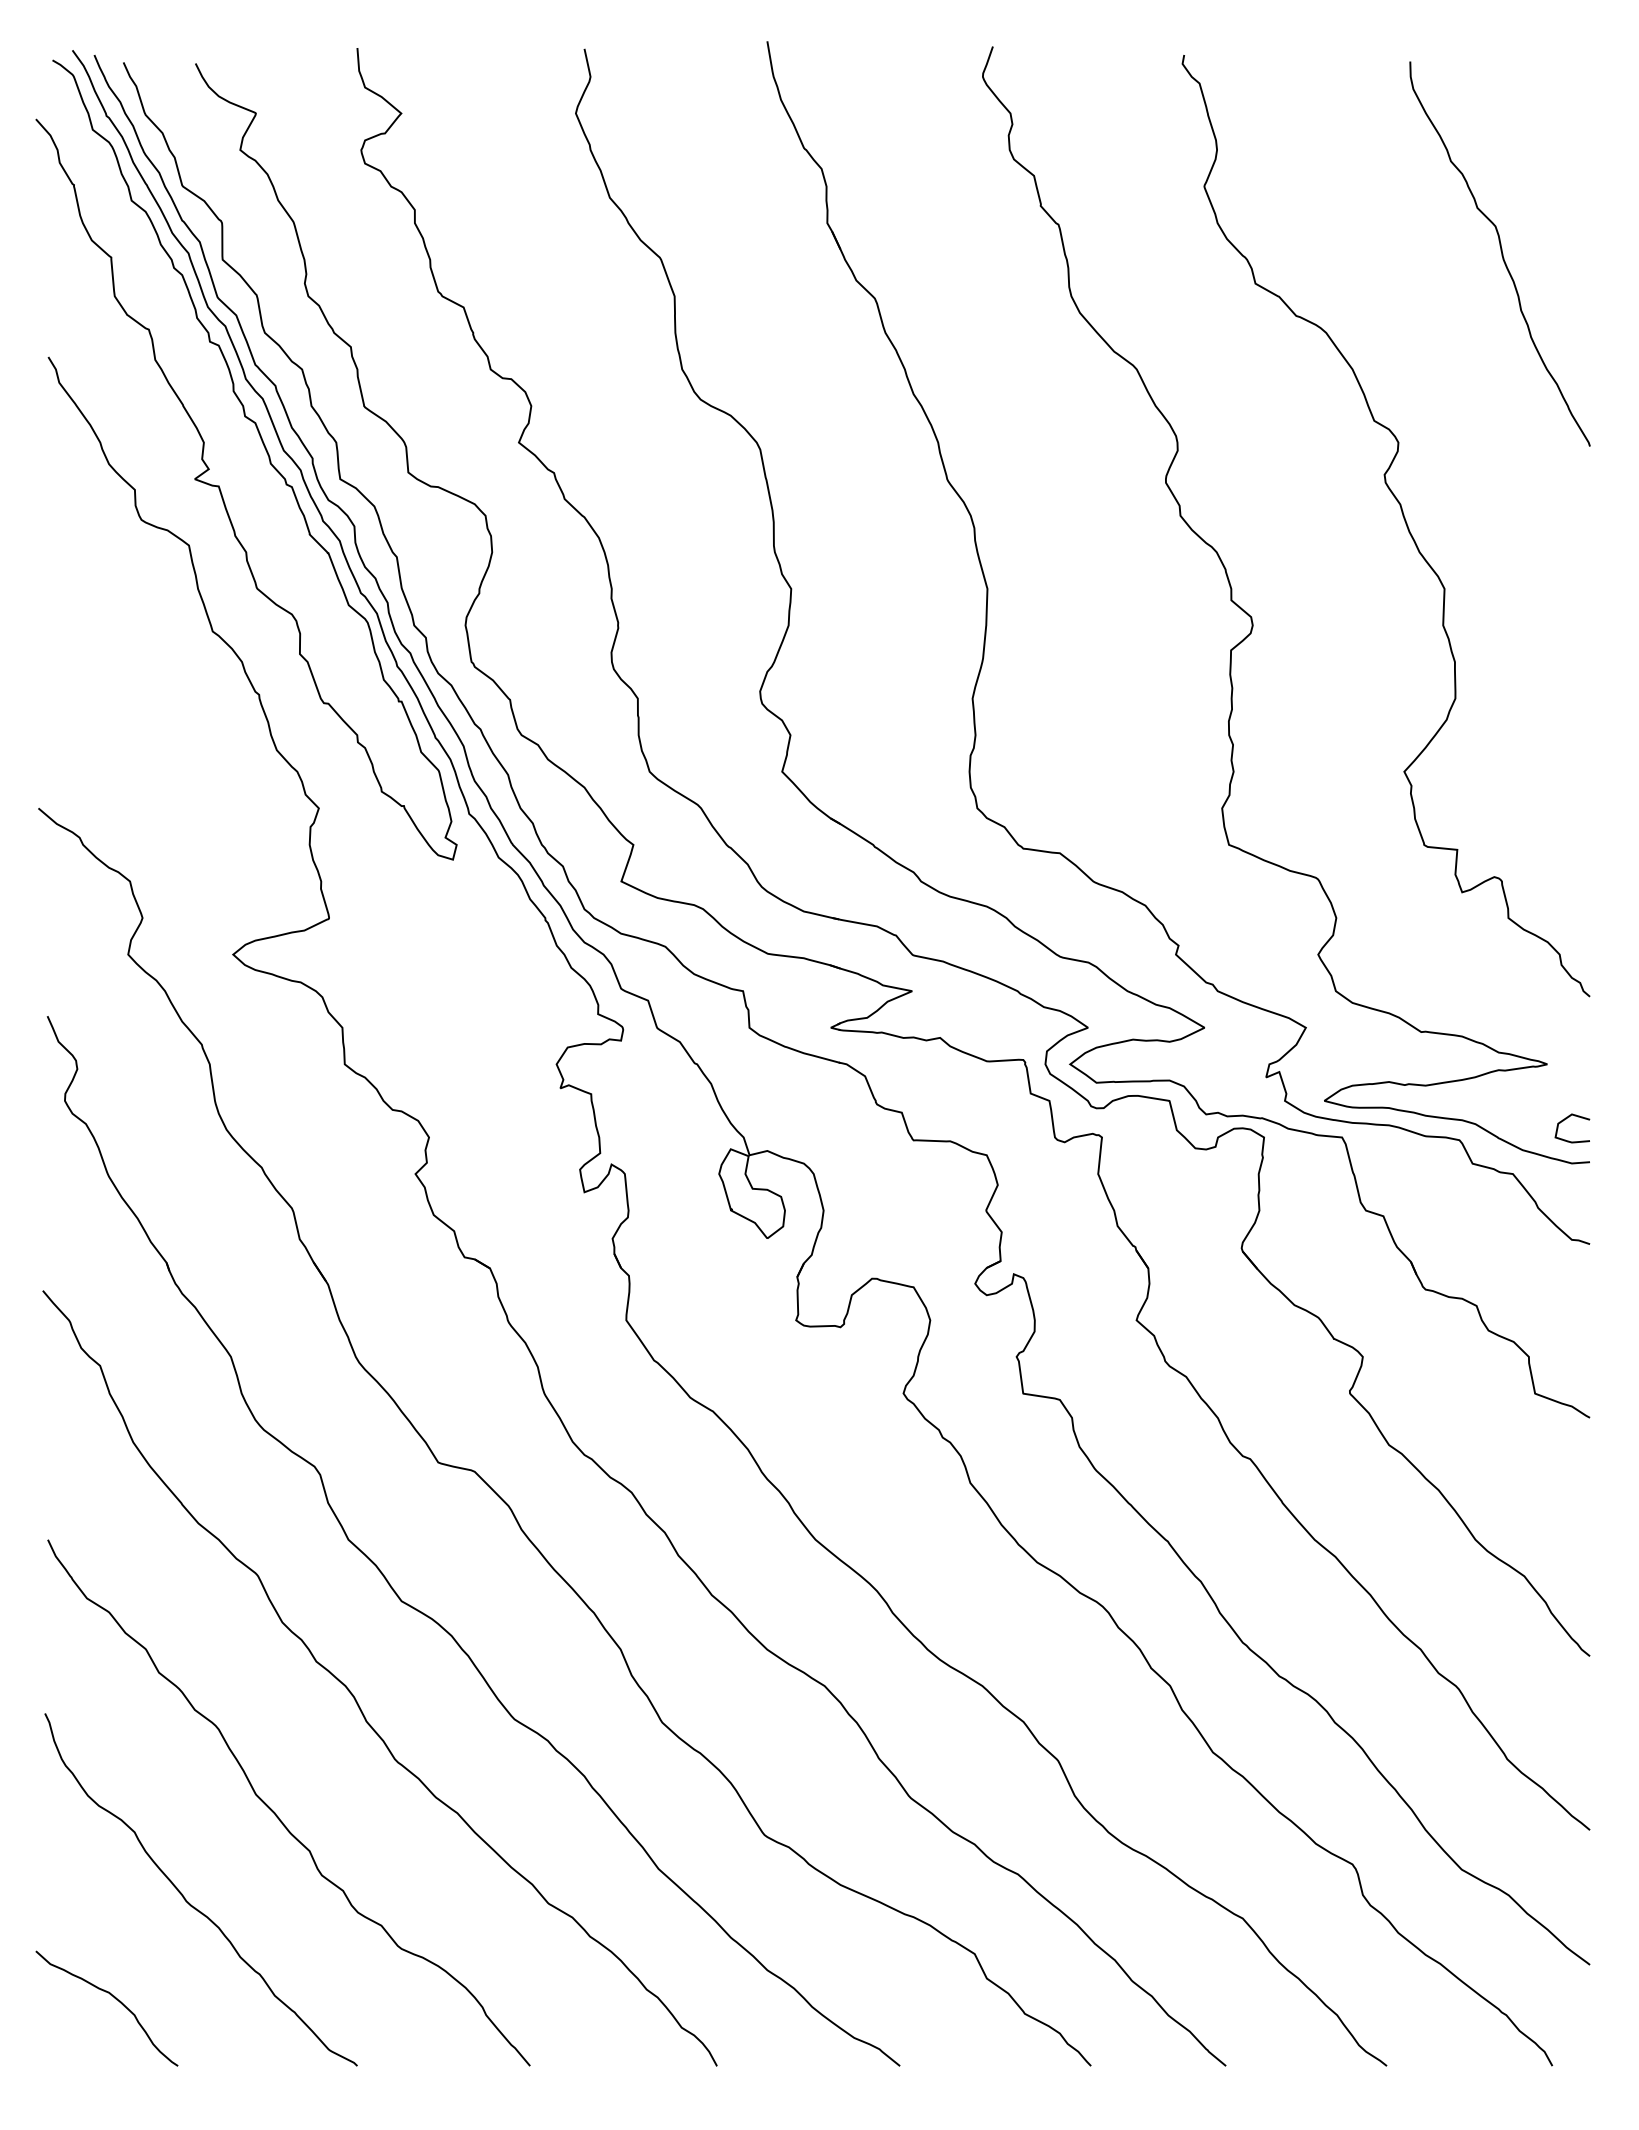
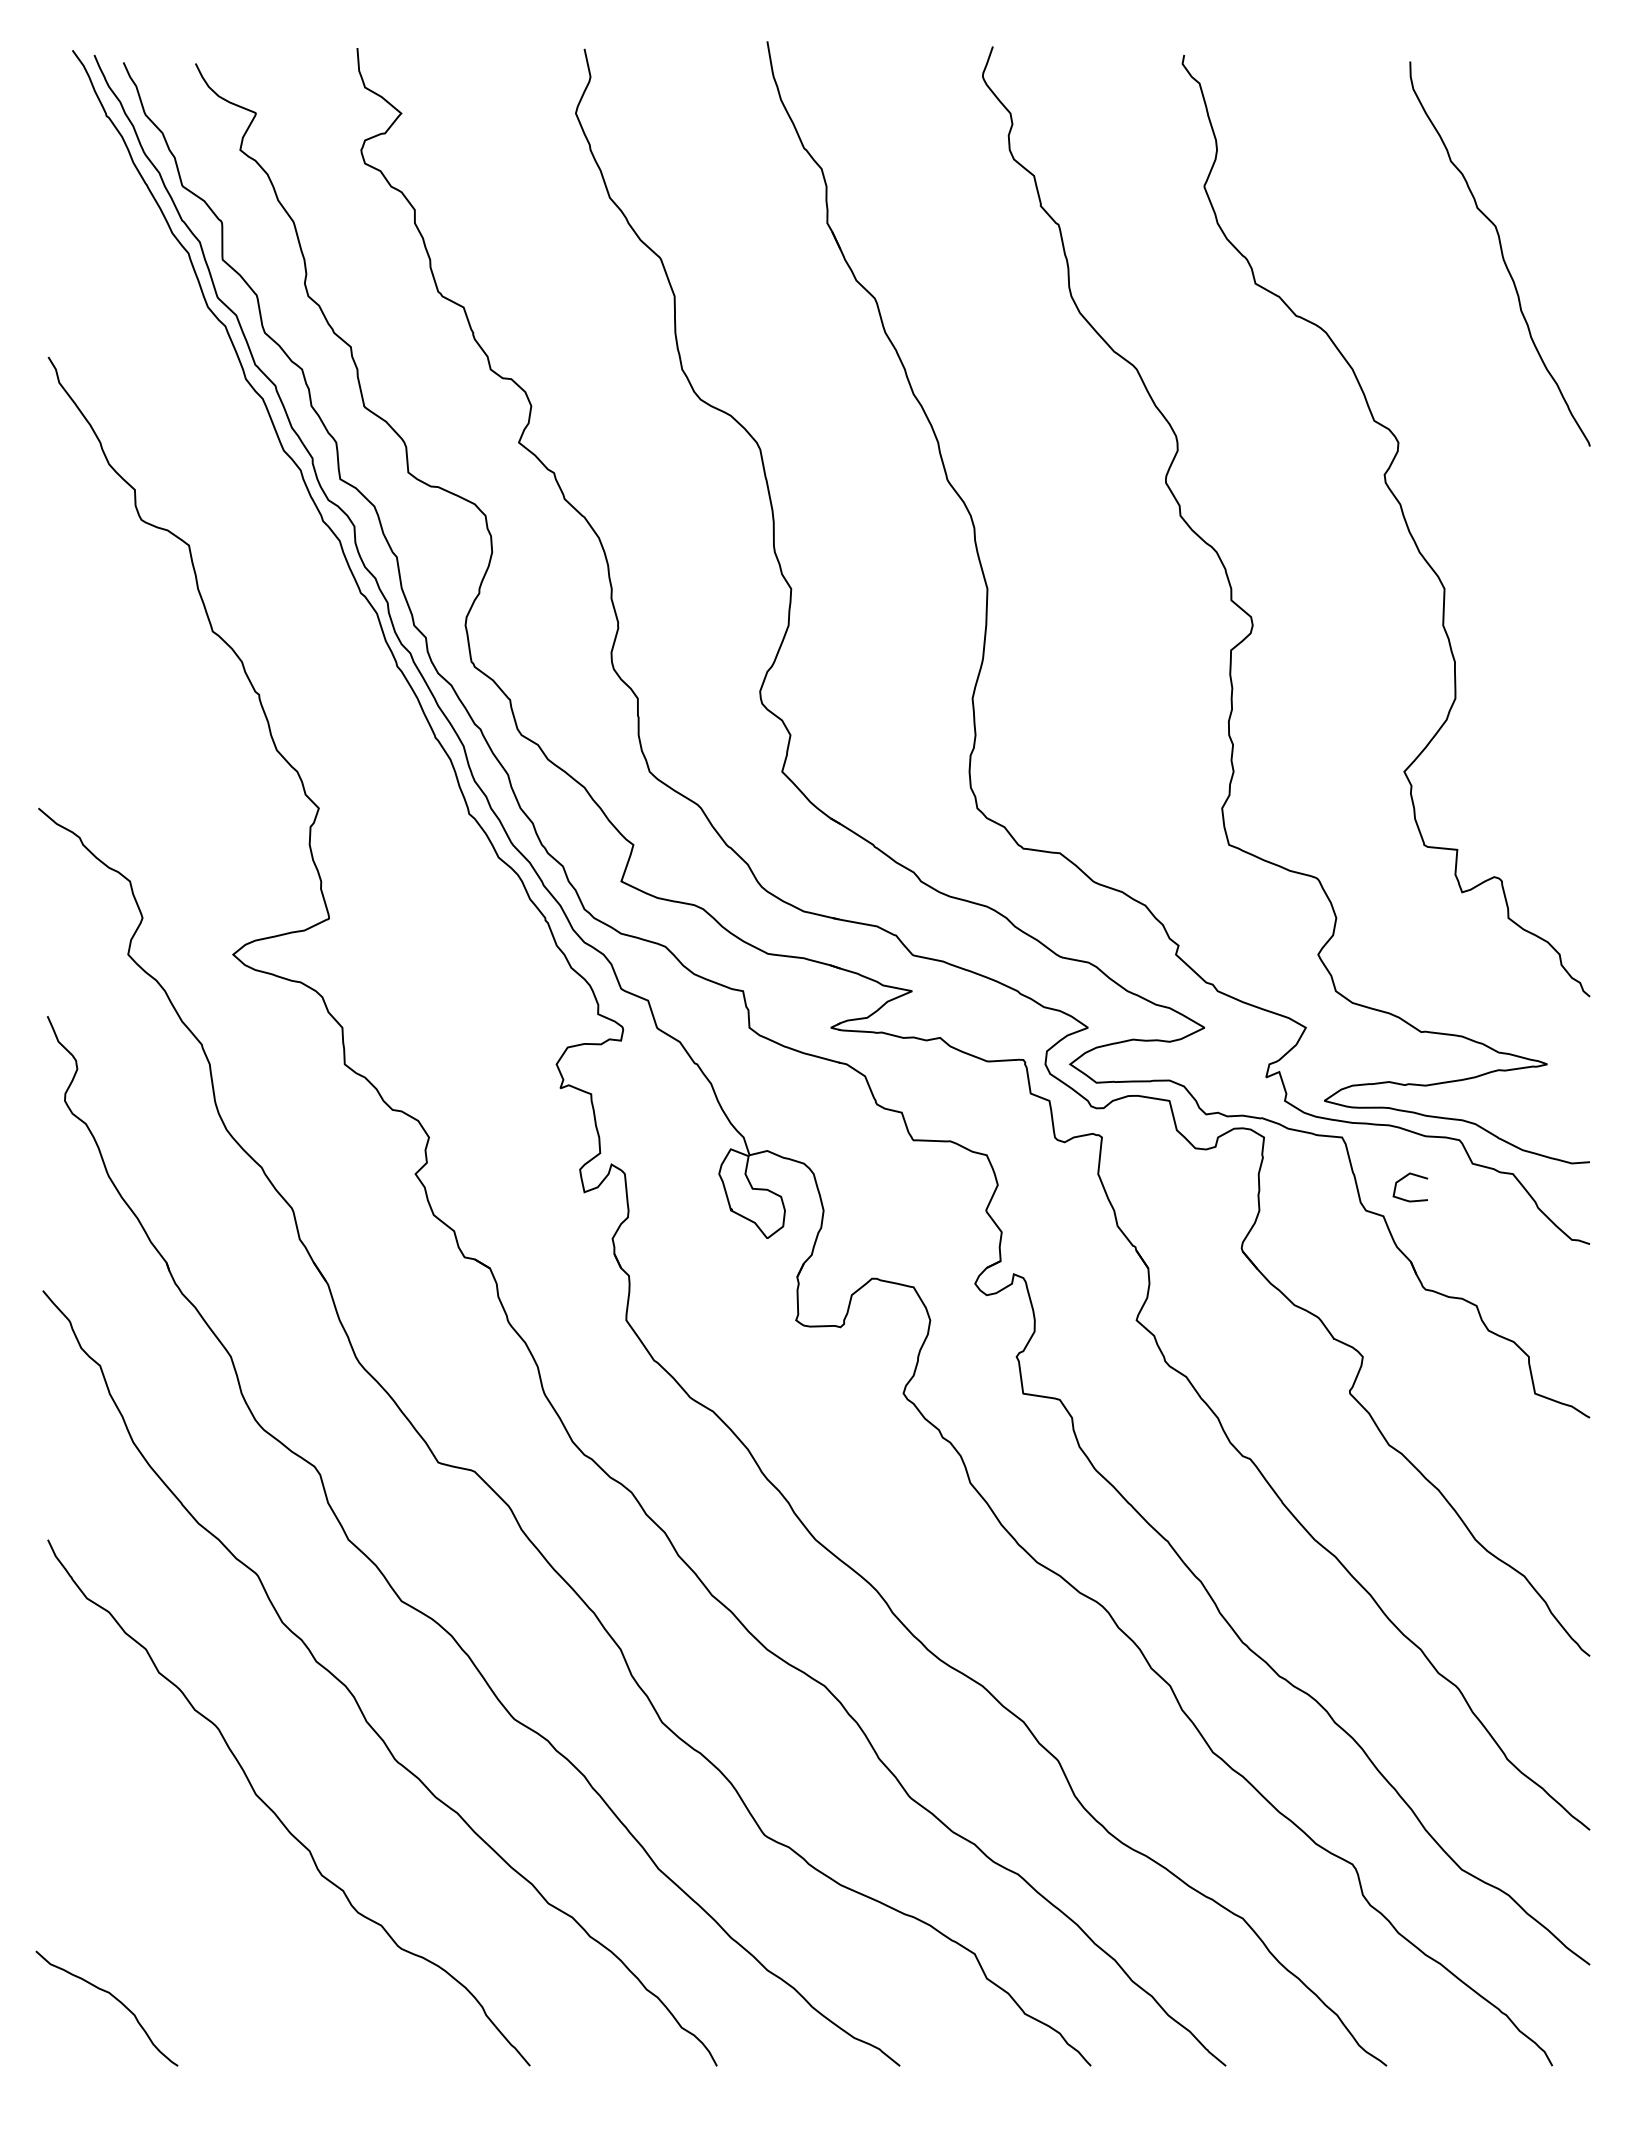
curve: present -> none (266, 453)
curve position: (1566, 1119) -> (1404, 1178) (1404, 1178)
curve: present -> none (188, 1901)
